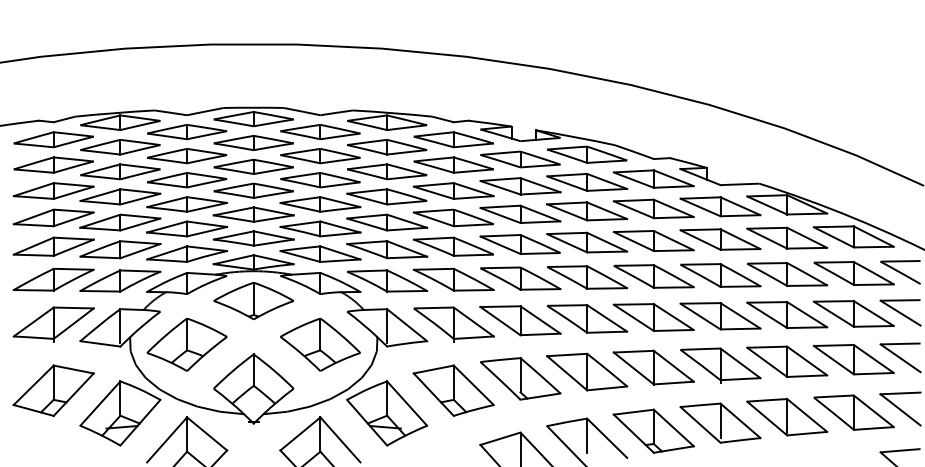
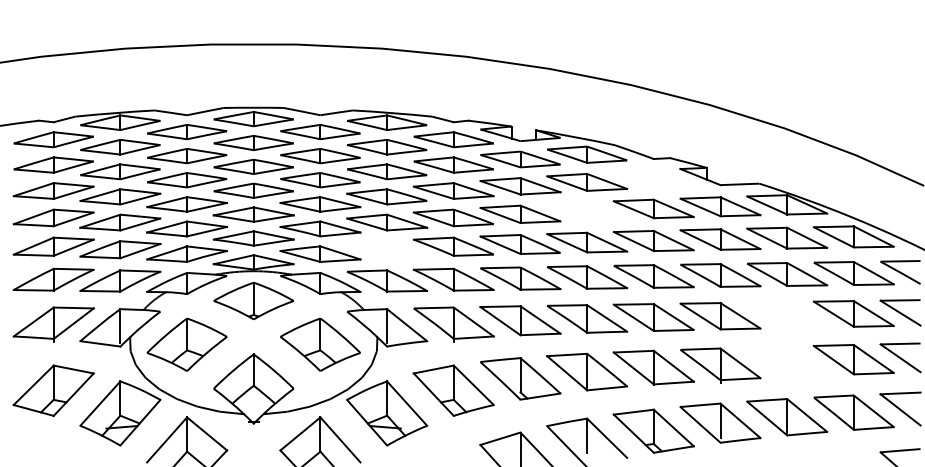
part: present -> none (653, 178)
part: present -> none (587, 211)
part: present -> none (387, 249)
part: present -> none (787, 315)
part: present -> none (787, 361)
